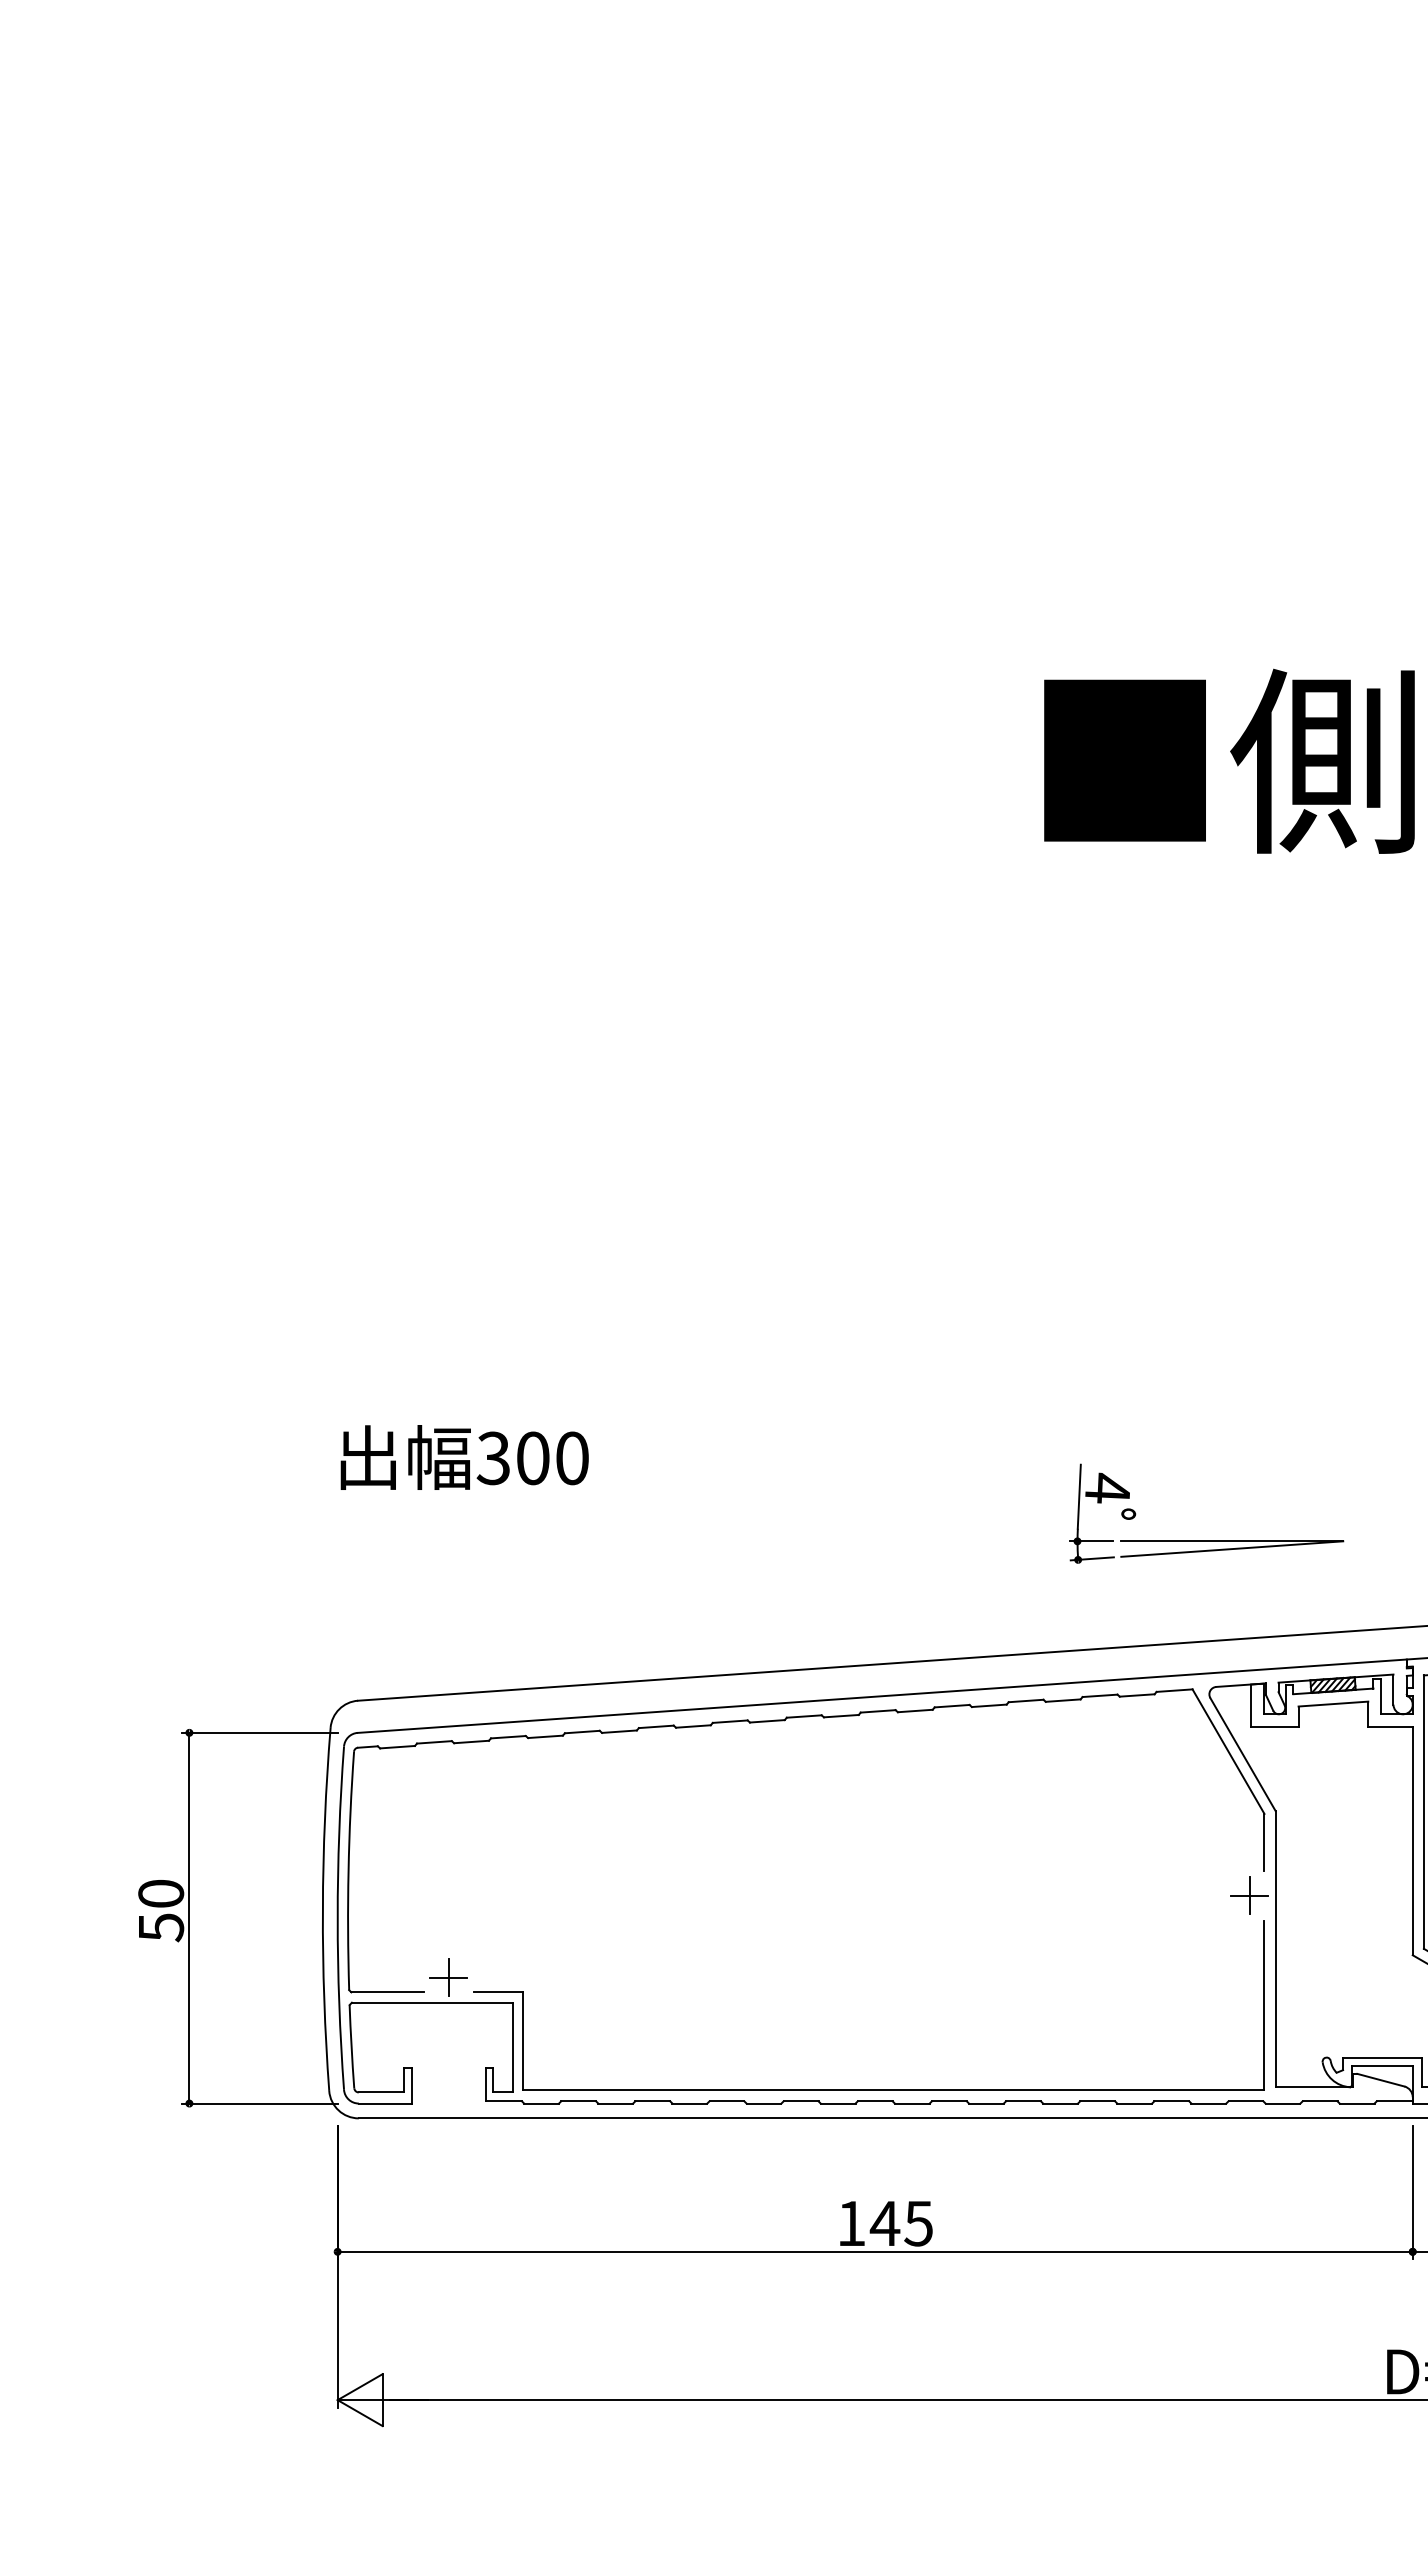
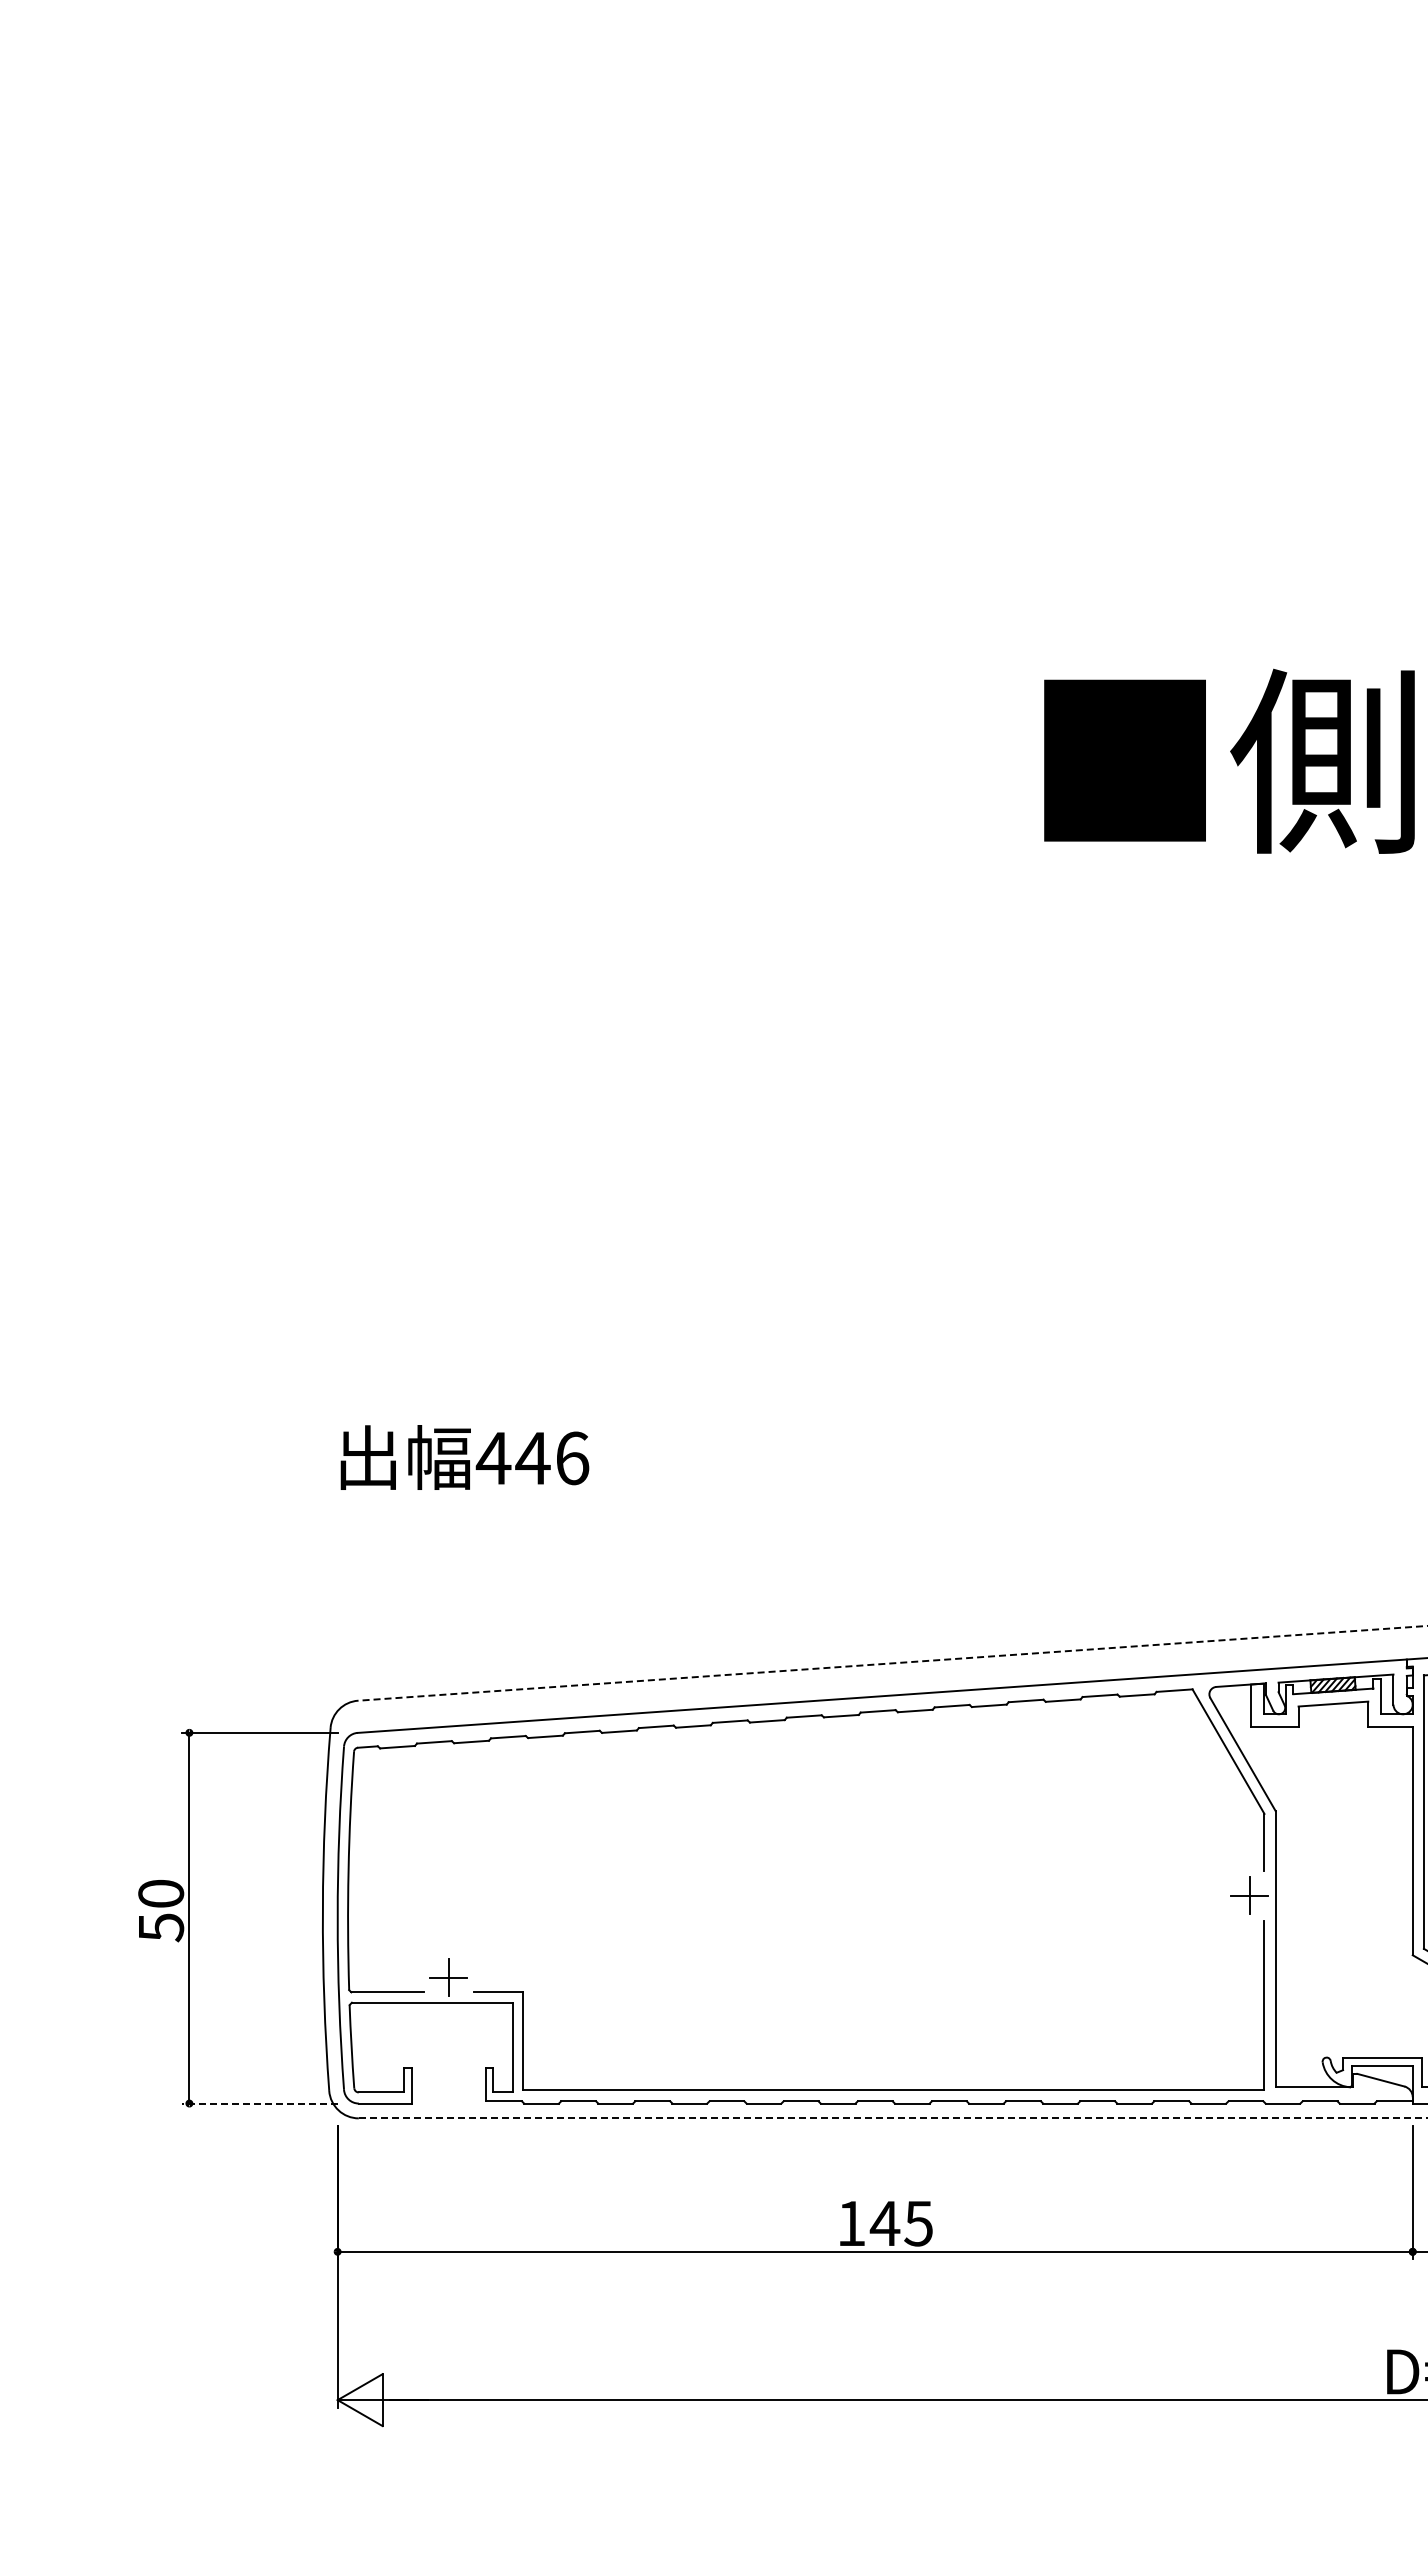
text: 300 -> 446 (532, 1458)
part: present -> none (1206, 1540)
line: solid -> dashed (892, 1663)
line: solid -> dashed (259, 2103)
line: solid -> dashed (893, 2118)
